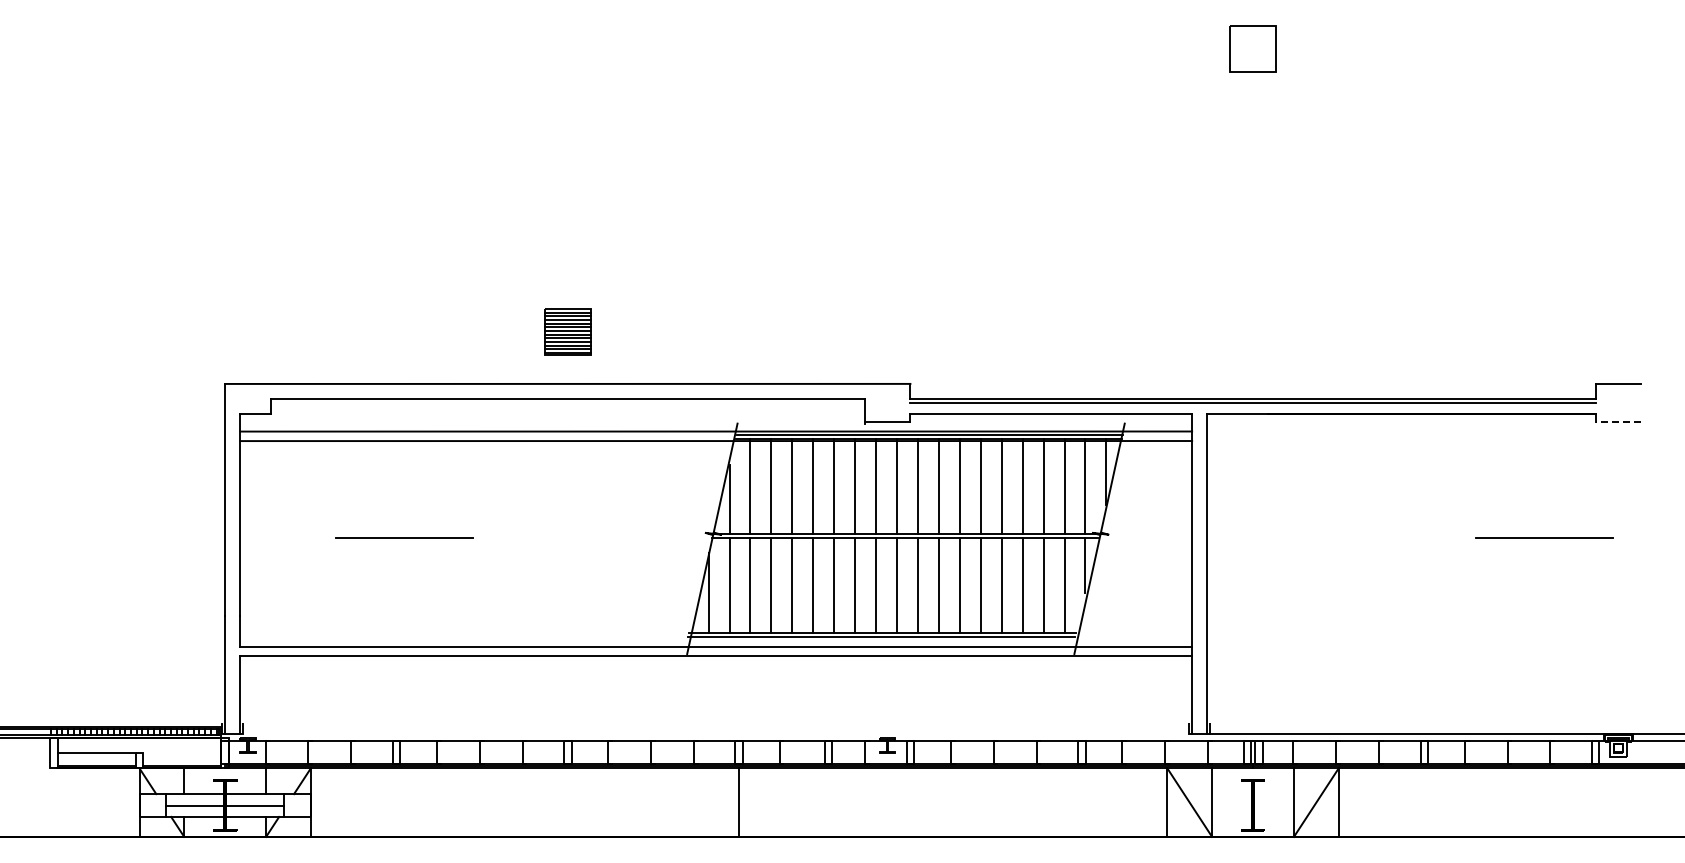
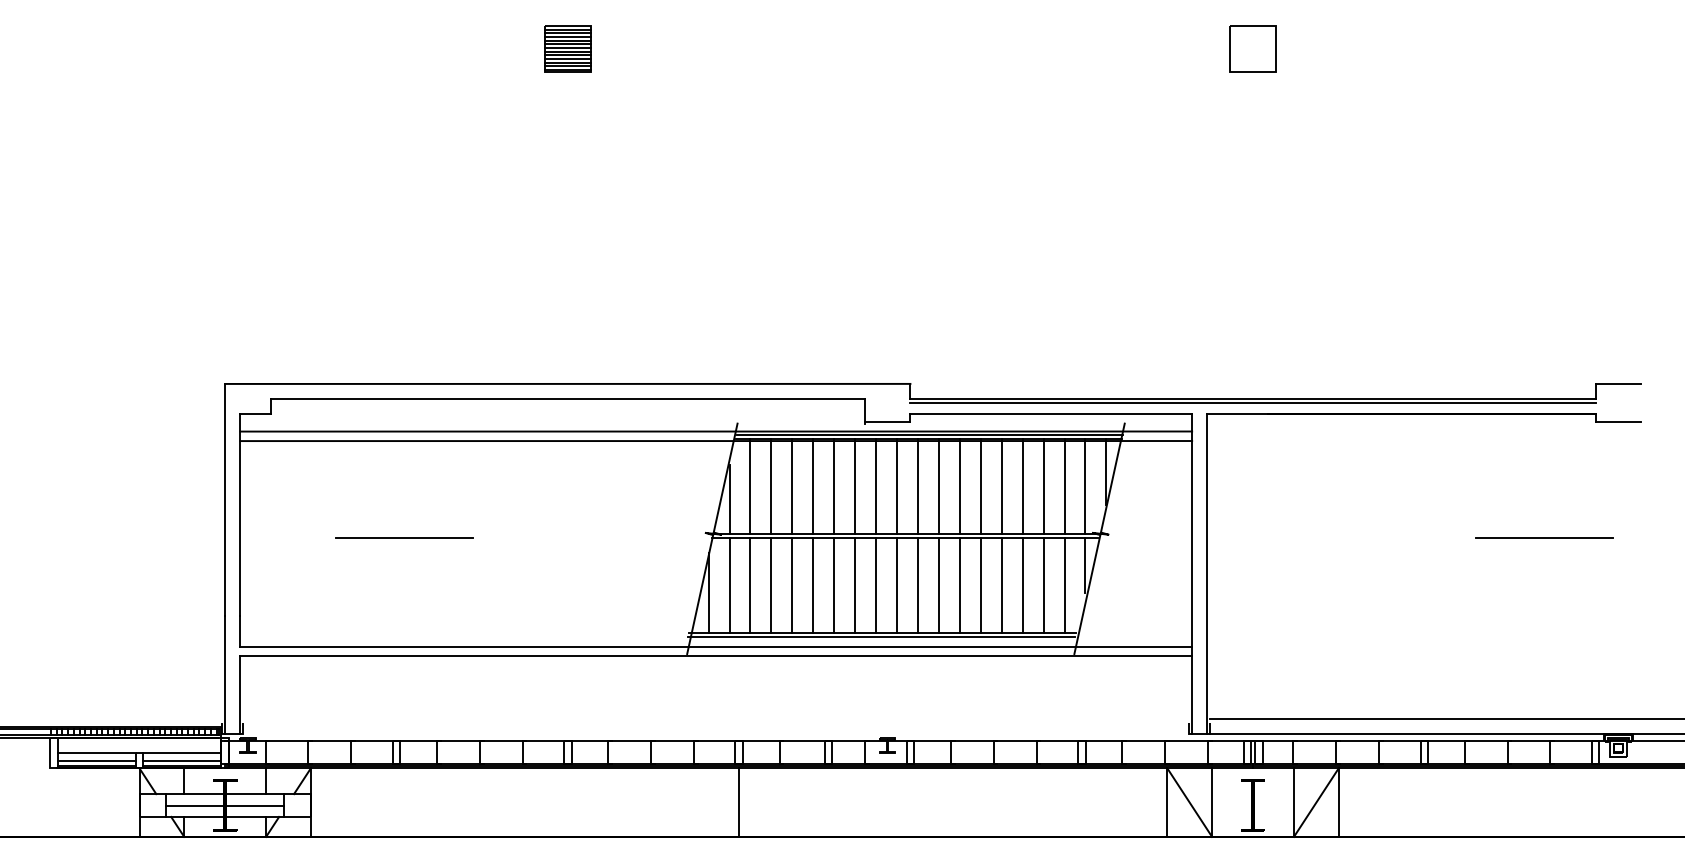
part position: (567, 331) -> (567, 48) (567, 48)
line: dashed -> solid (1618, 421)
line: none -> present (1445, 718)
line: none -> present (182, 753)
line: none -> present (96, 760)
line: none -> present (182, 760)
